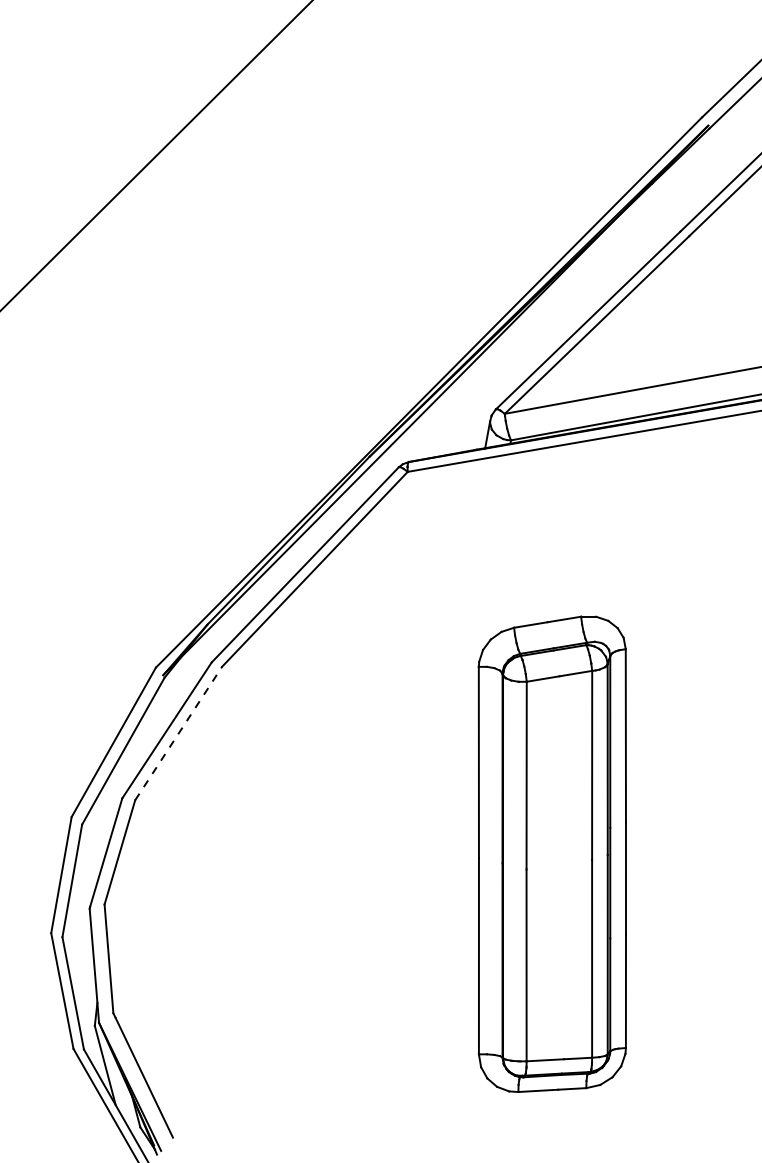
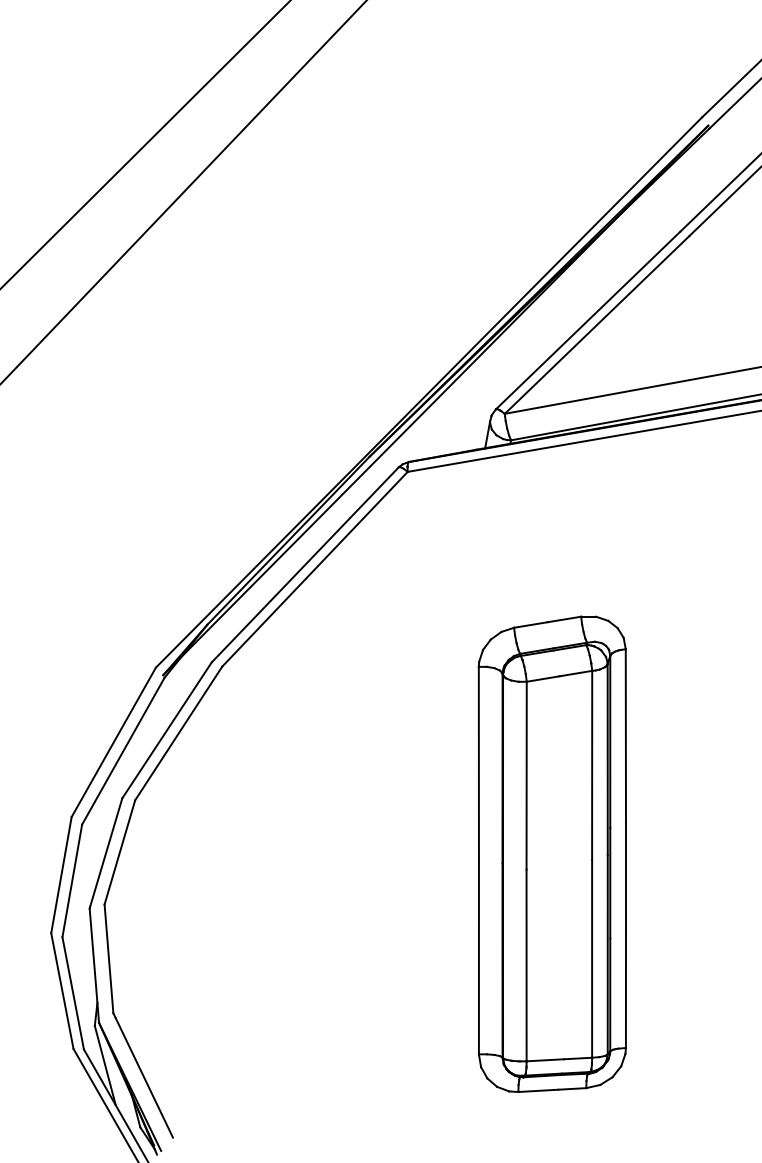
line position: (156, 155) -> (145, 144) (145, 144)
line: none -> present (183, 192)
line: dashed -> solid (178, 733)
